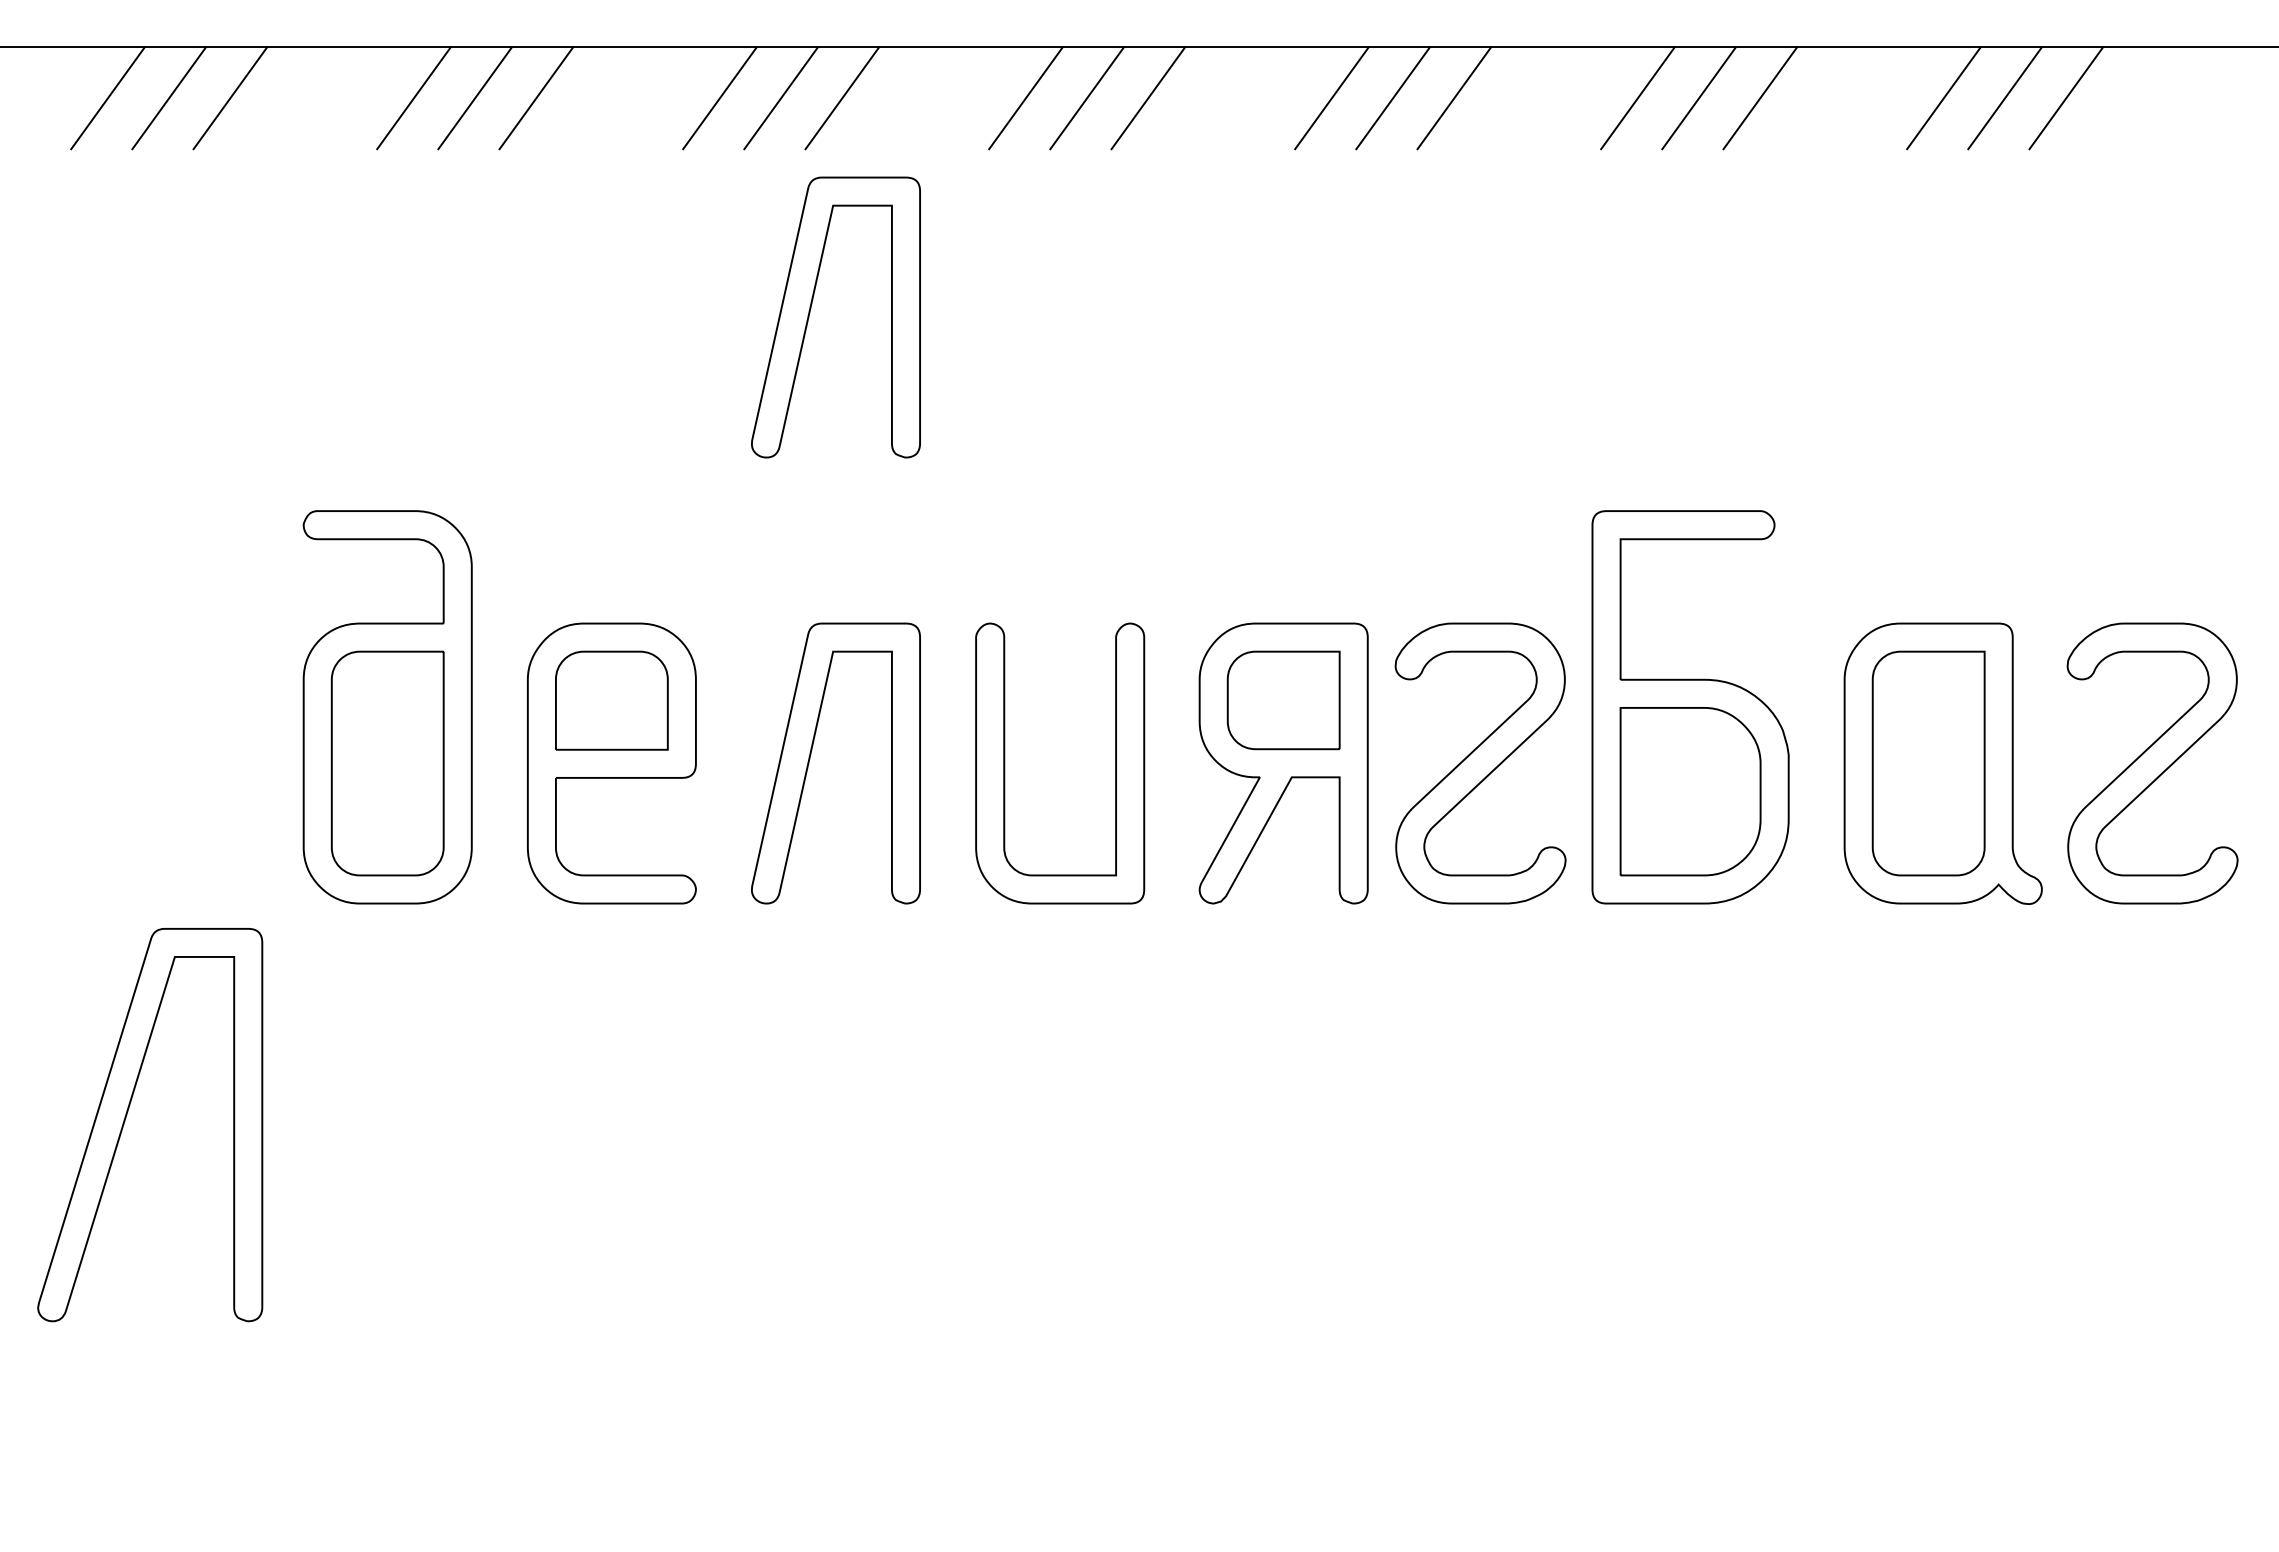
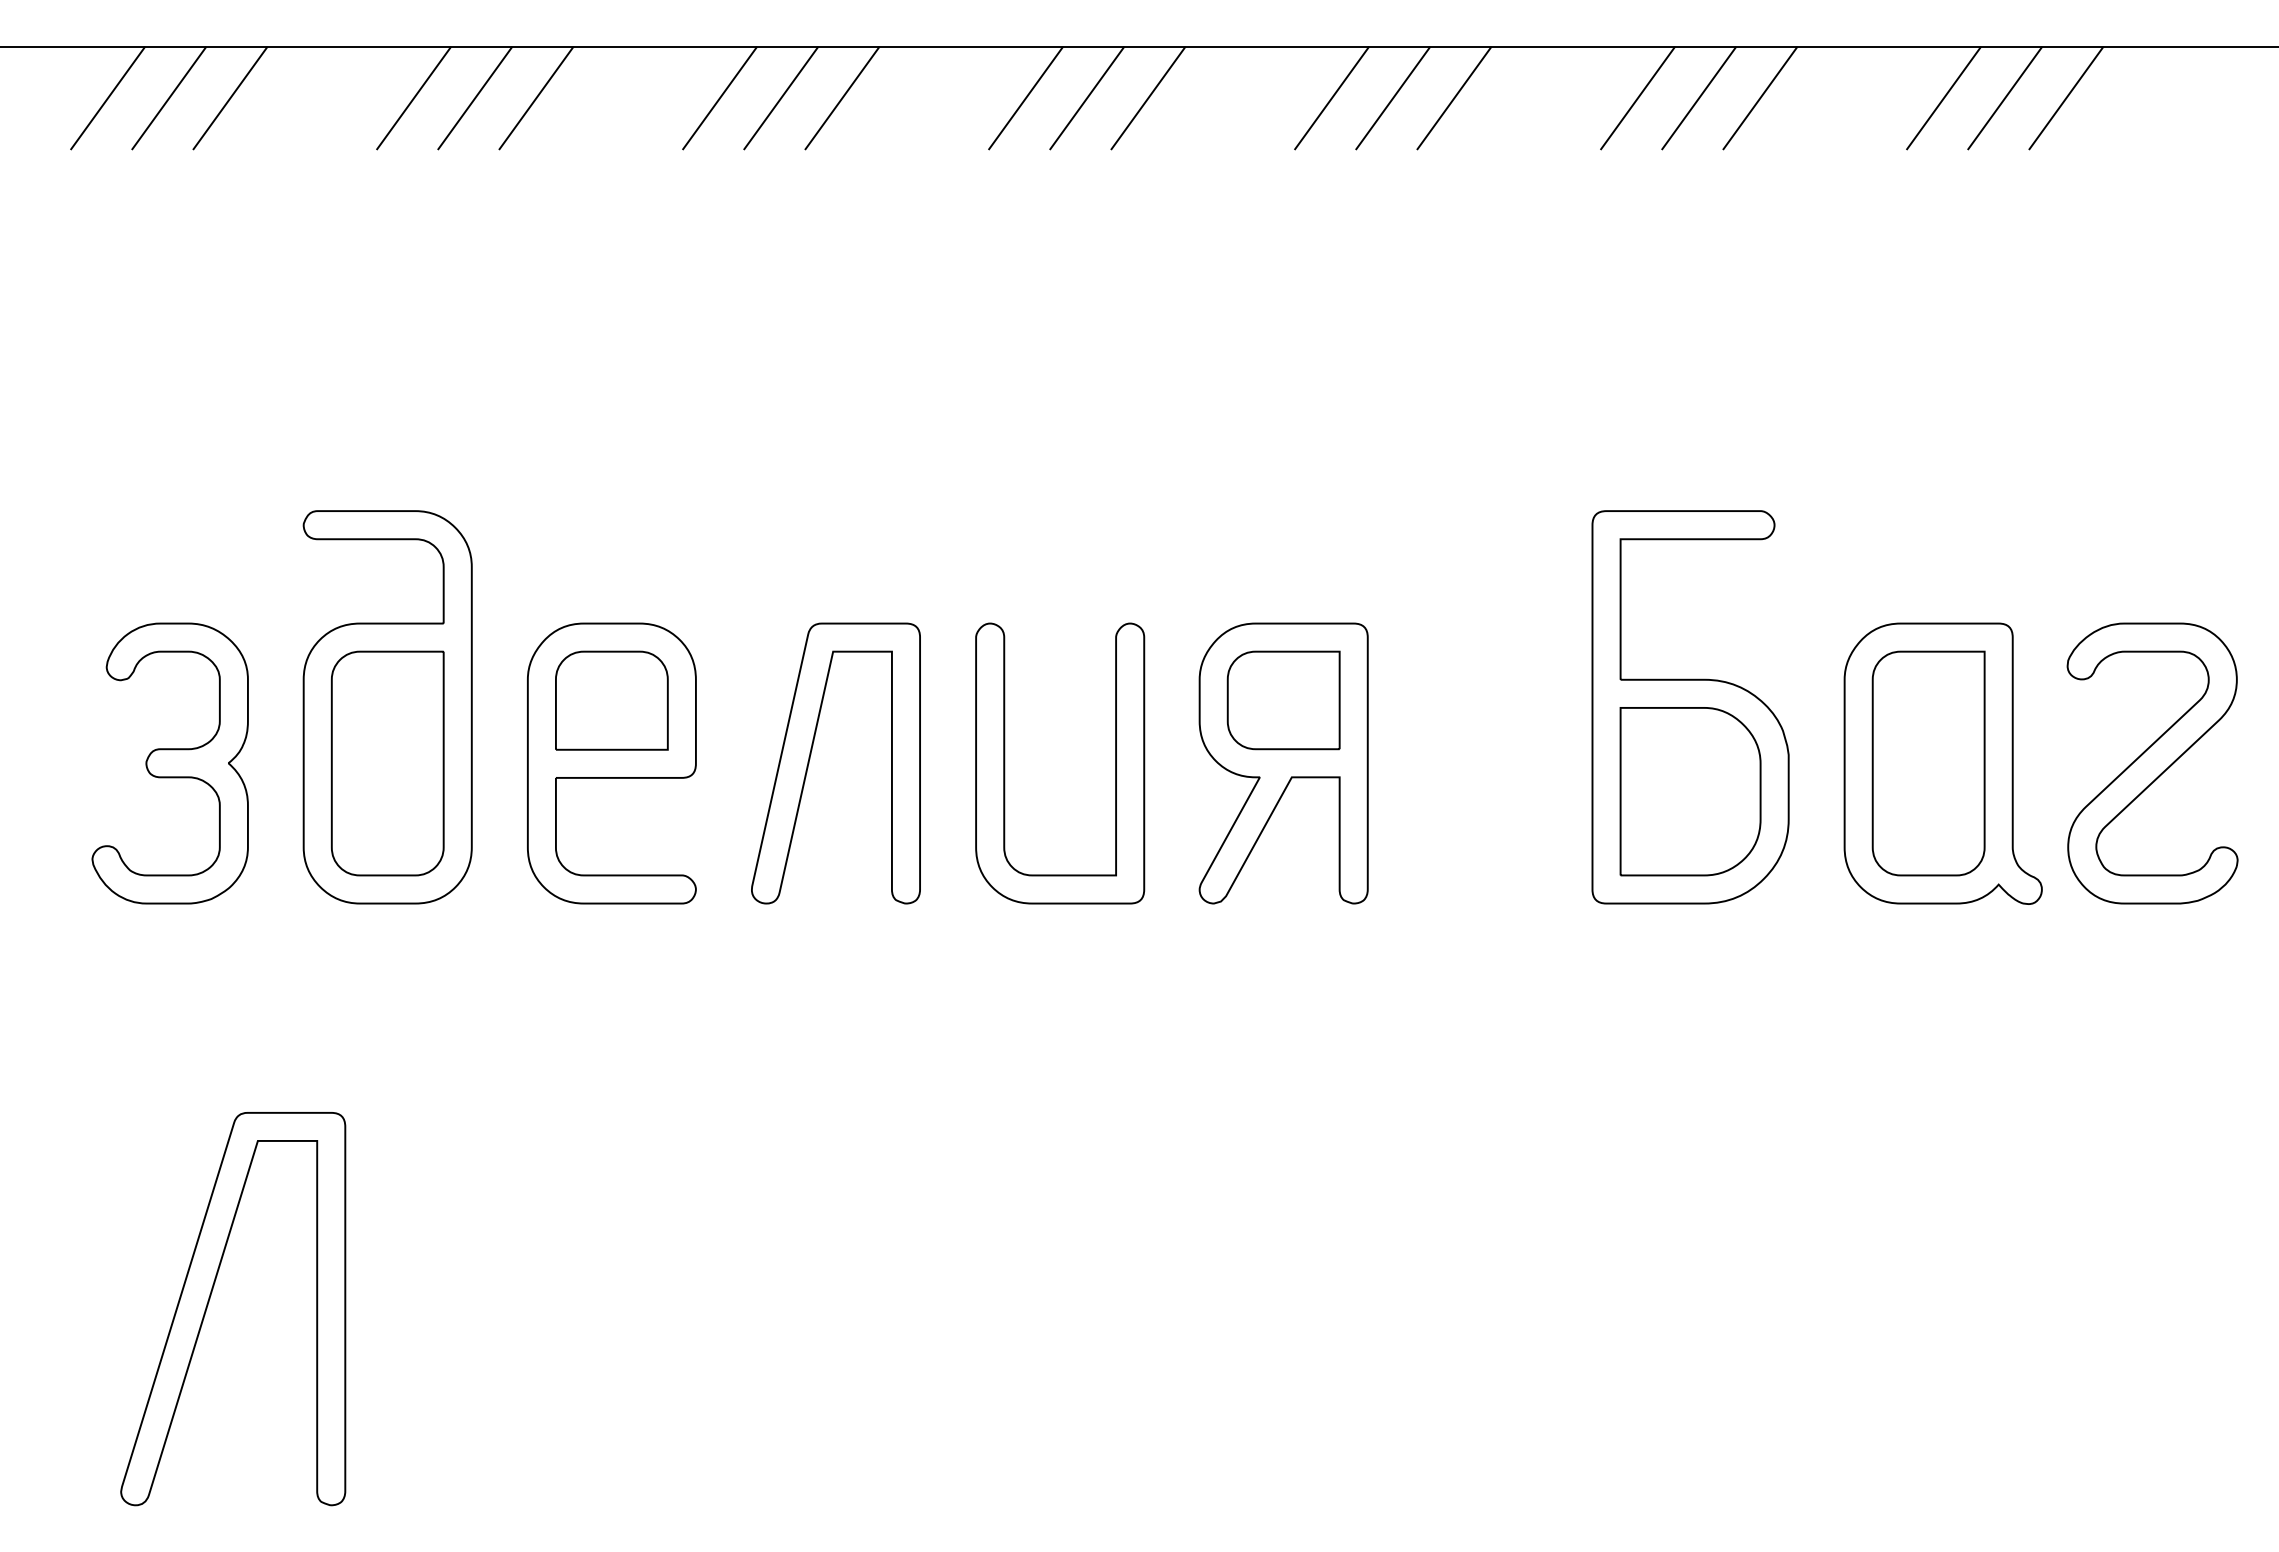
part: present -> none (810, 313)
part: none -> present (169, 763)
part: present -> none (1480, 763)
part position: (126, 1118) -> (209, 1302) (209, 1302)
